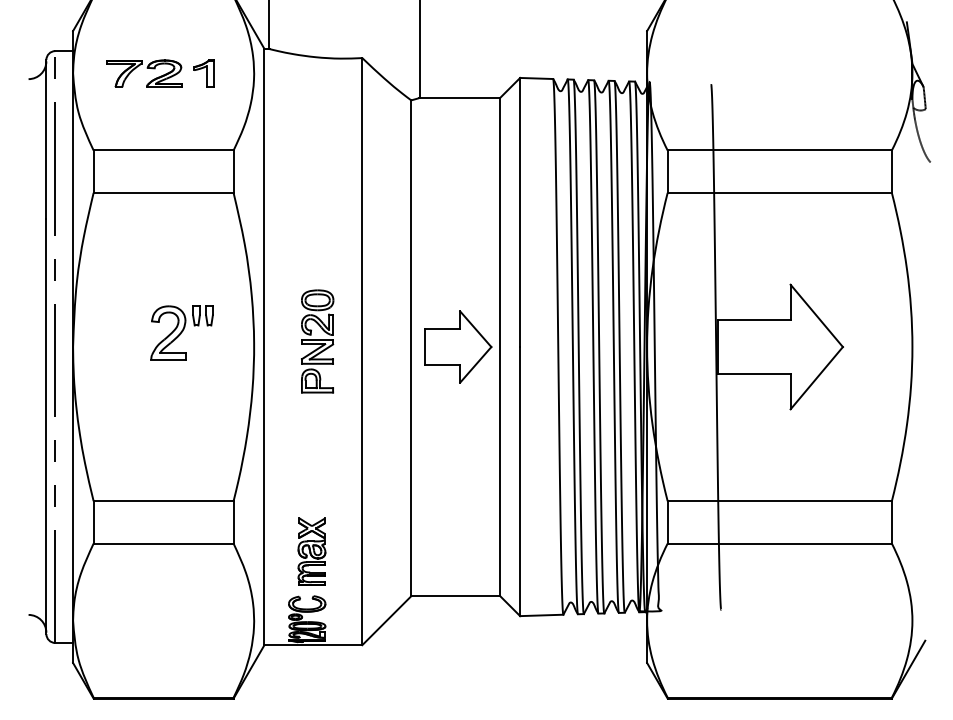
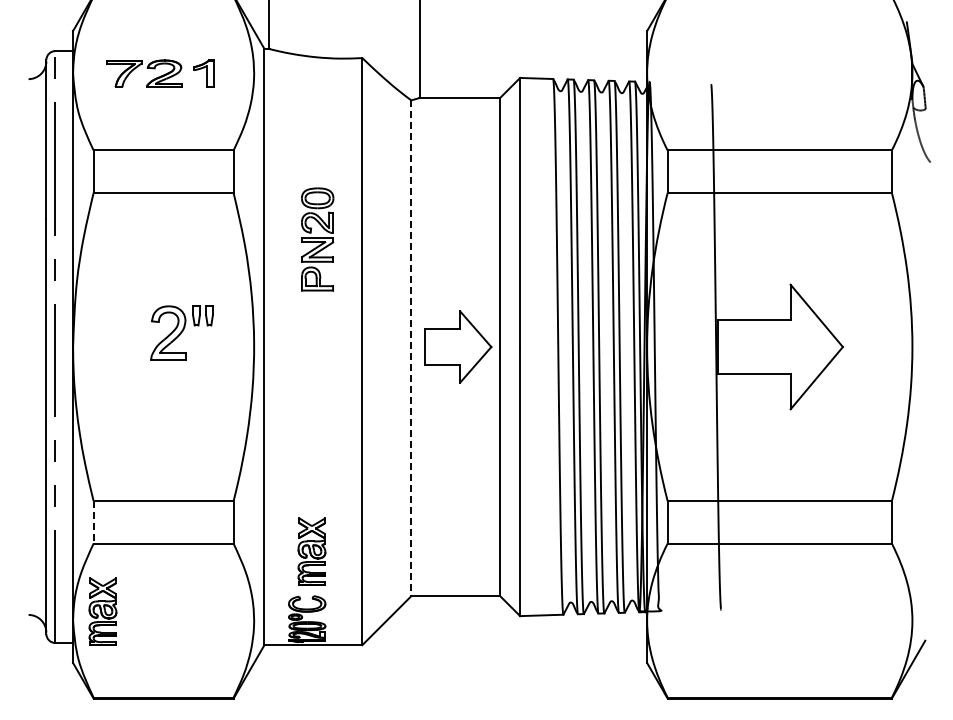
part position: (317, 341) -> (317, 239) (317, 239)
line: solid -> dashed (411, 348)
line: solid -> dashed (93, 522)
part: none -> present (102, 611)
